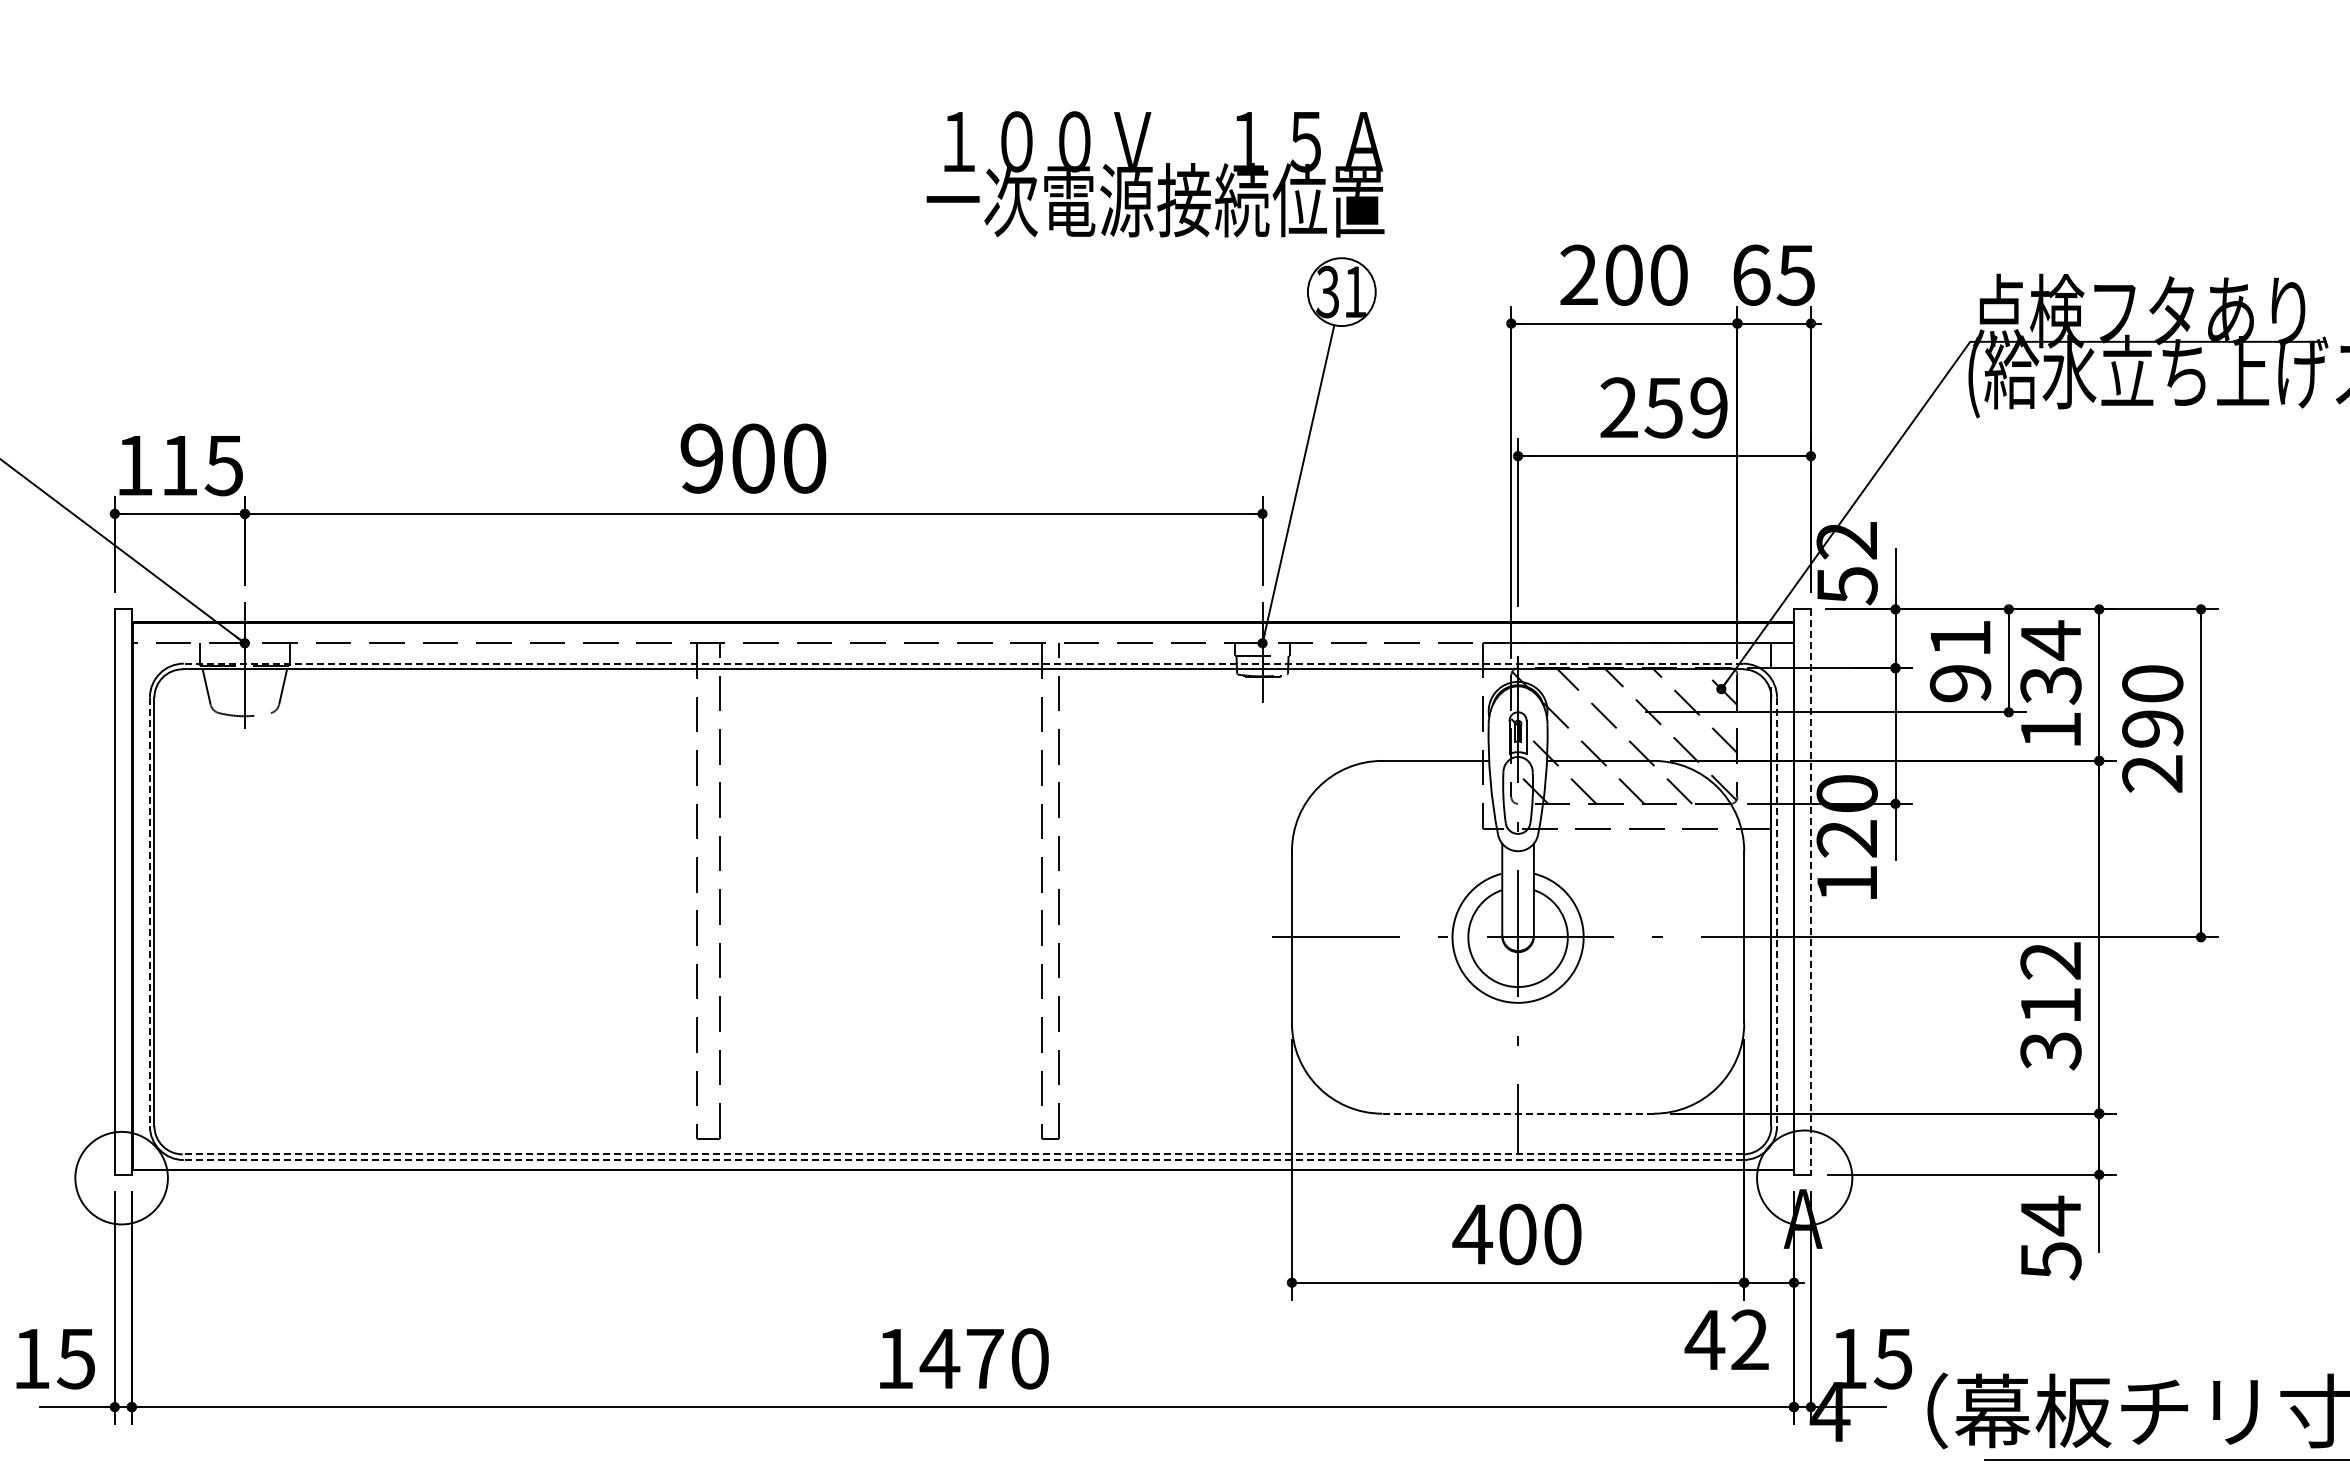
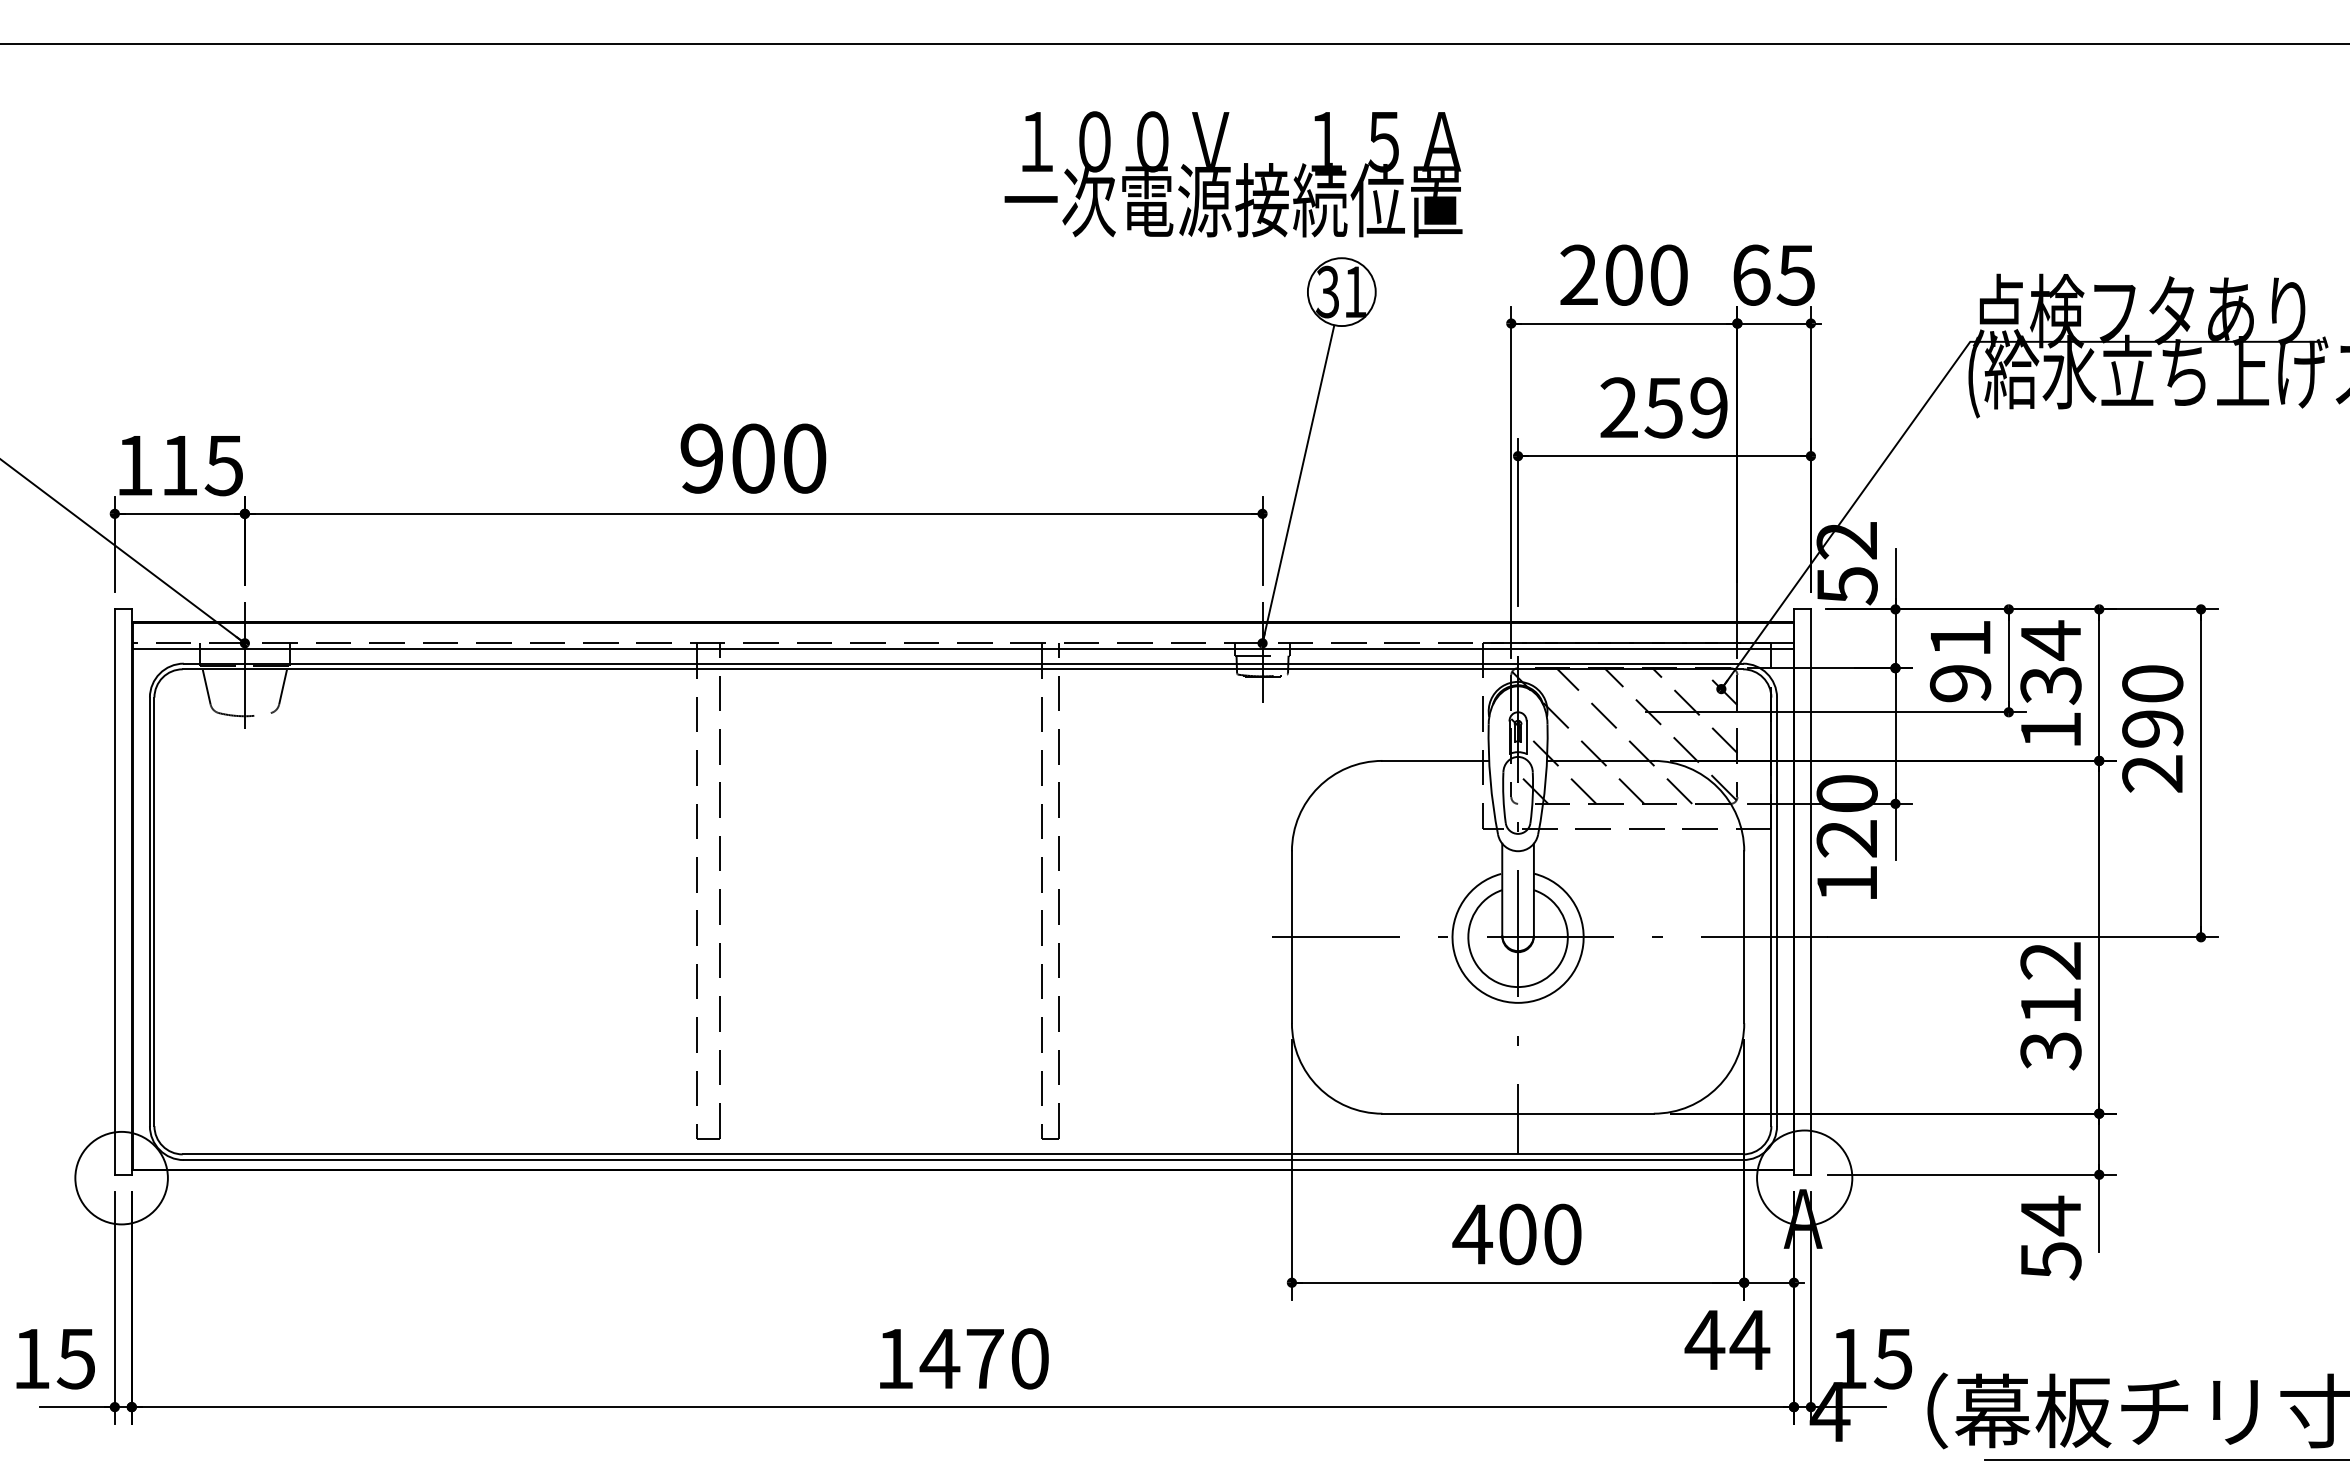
line: none -> present (1174, 44)
text position: (1155, 174) -> (1233, 174) (1233, 174)
line: none -> present (962, 648)
line: dashed -> solid (963, 663)
line: dashed -> solid (1810, 892)
line: dashed -> solid (149, 912)
line: dashed -> solid (1777, 912)
line: dashed -> solid (1518, 1113)
line: dashed -> solid (962, 1154)
line: dashed -> solid (963, 1160)
text: 42 -> 44 (1749, 1339)
